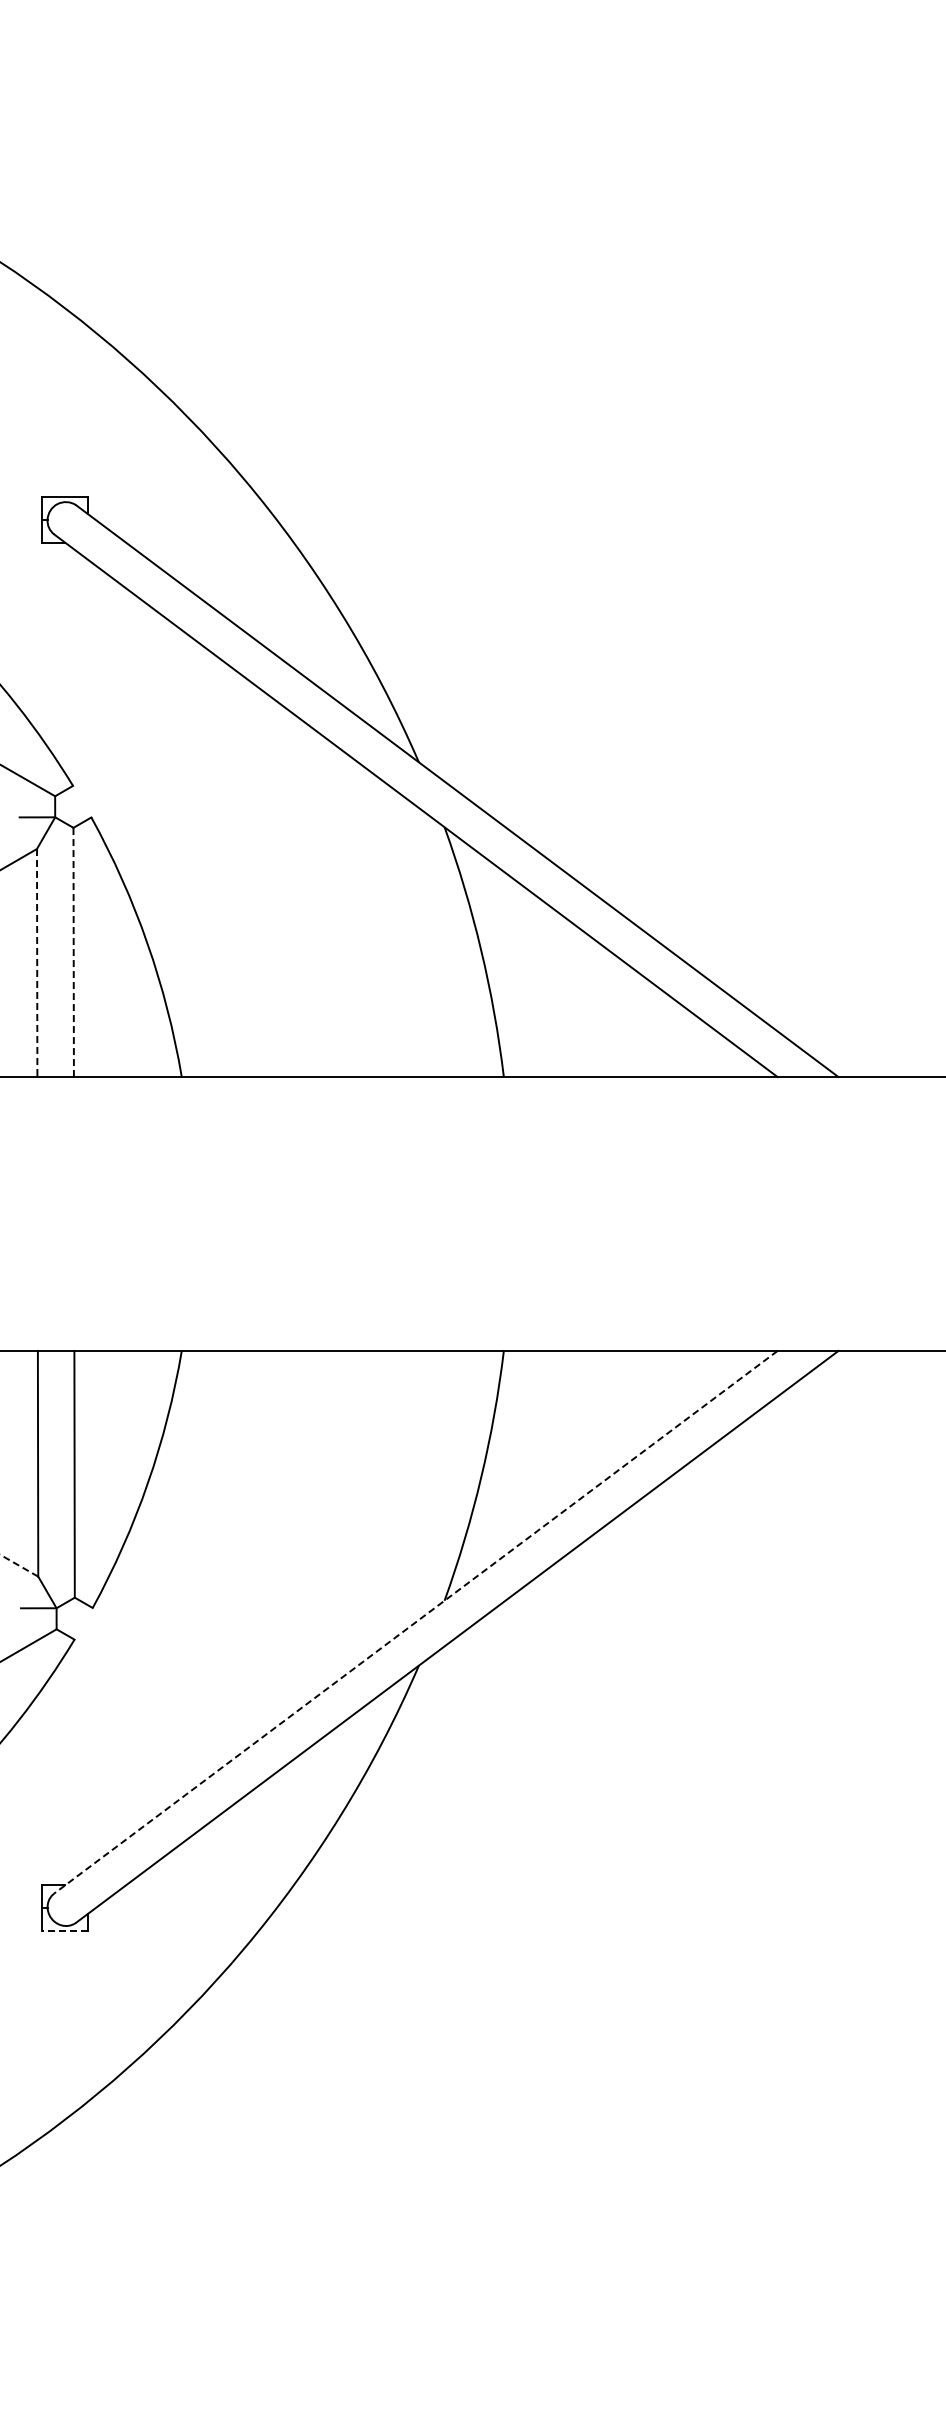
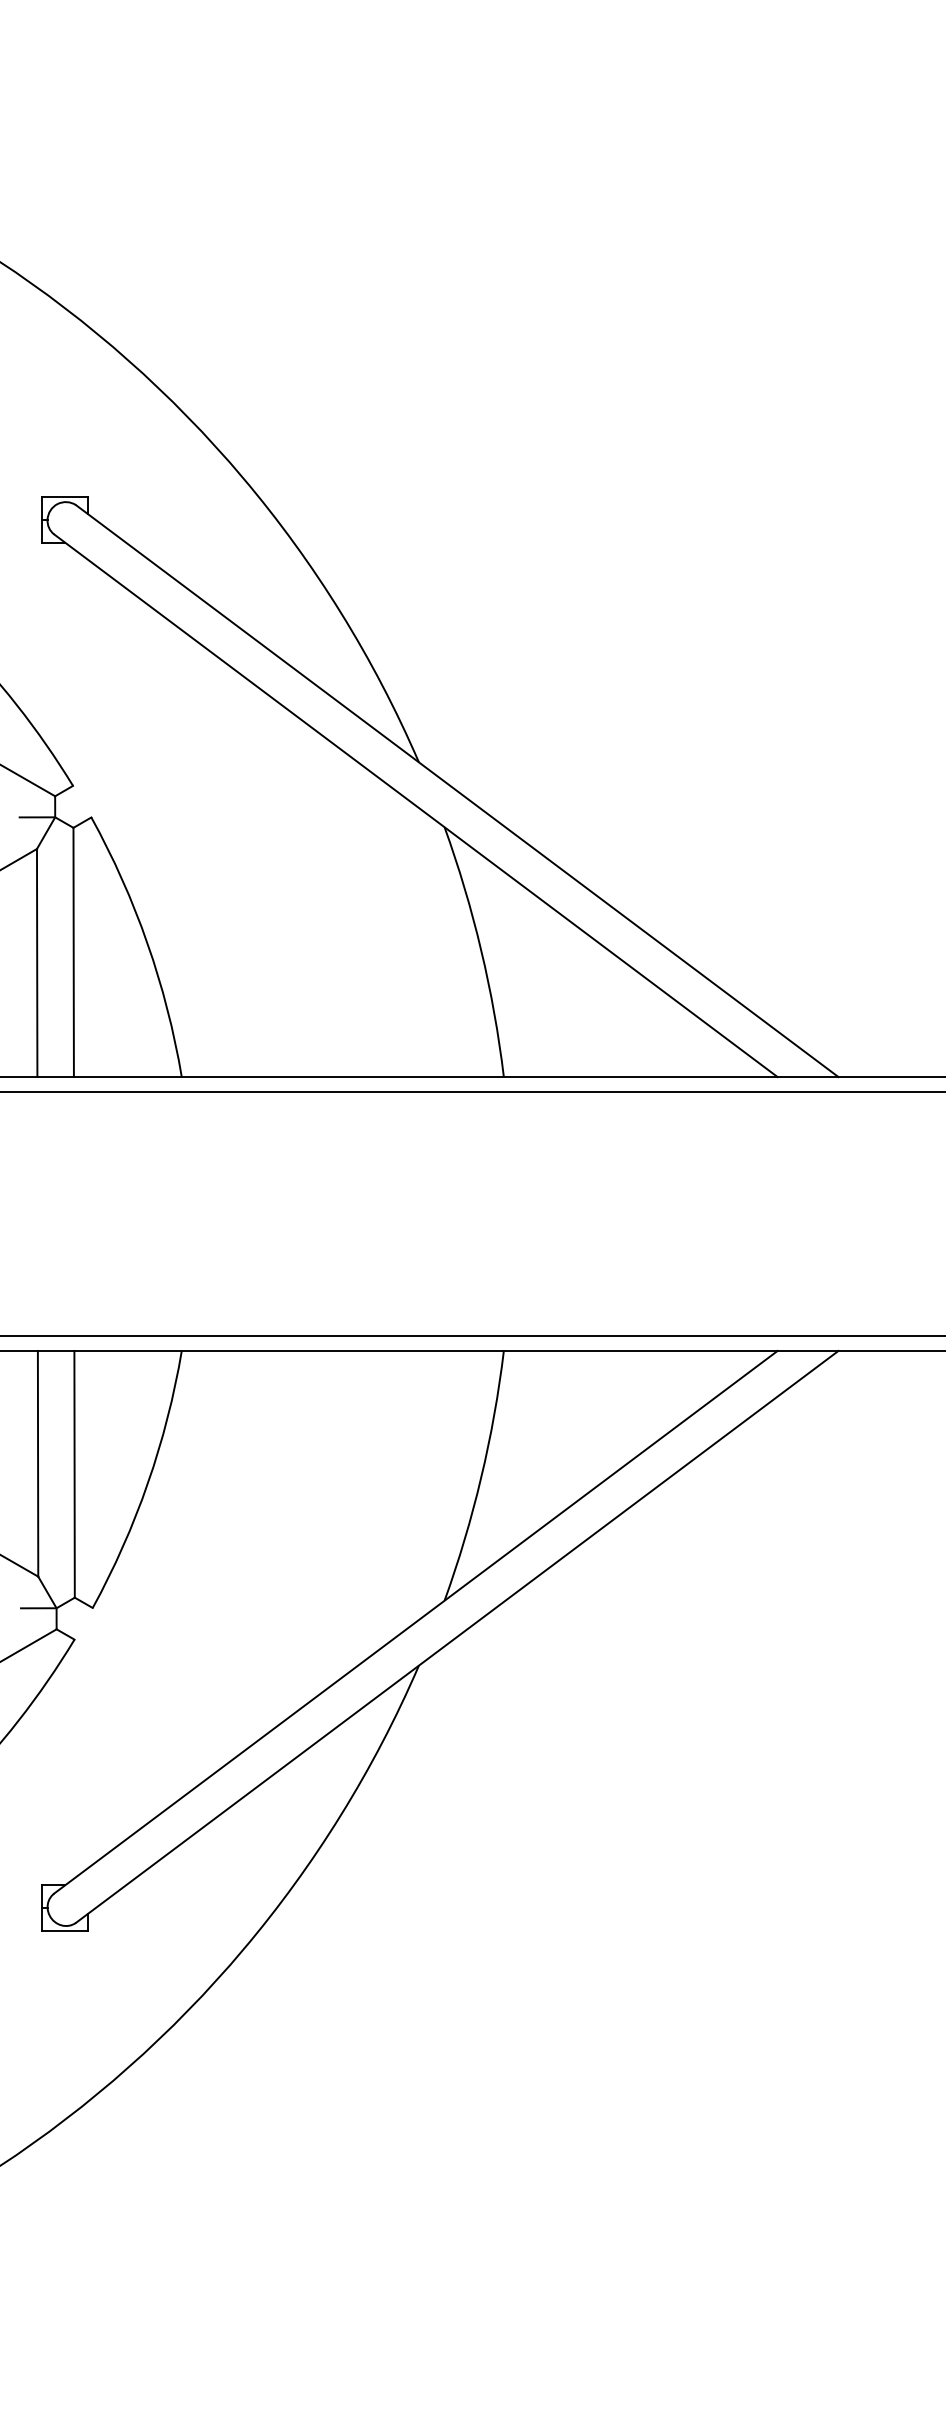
line: dashed -> solid (73, 952)
line: dashed -> solid (37, 963)
line: none -> present (472, 1091)
line: none -> present (472, 1336)
line: dashed -> solid (19, 1565)
line: dashed -> solid (415, 1622)
line: dashed -> solid (65, 1931)
